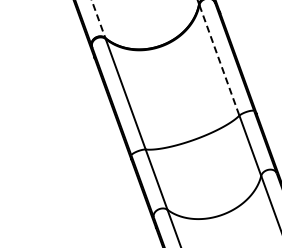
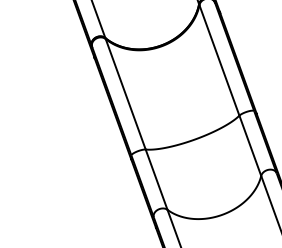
line: dashed -> solid (98, 19)
line: dashed -> solid (219, 60)
